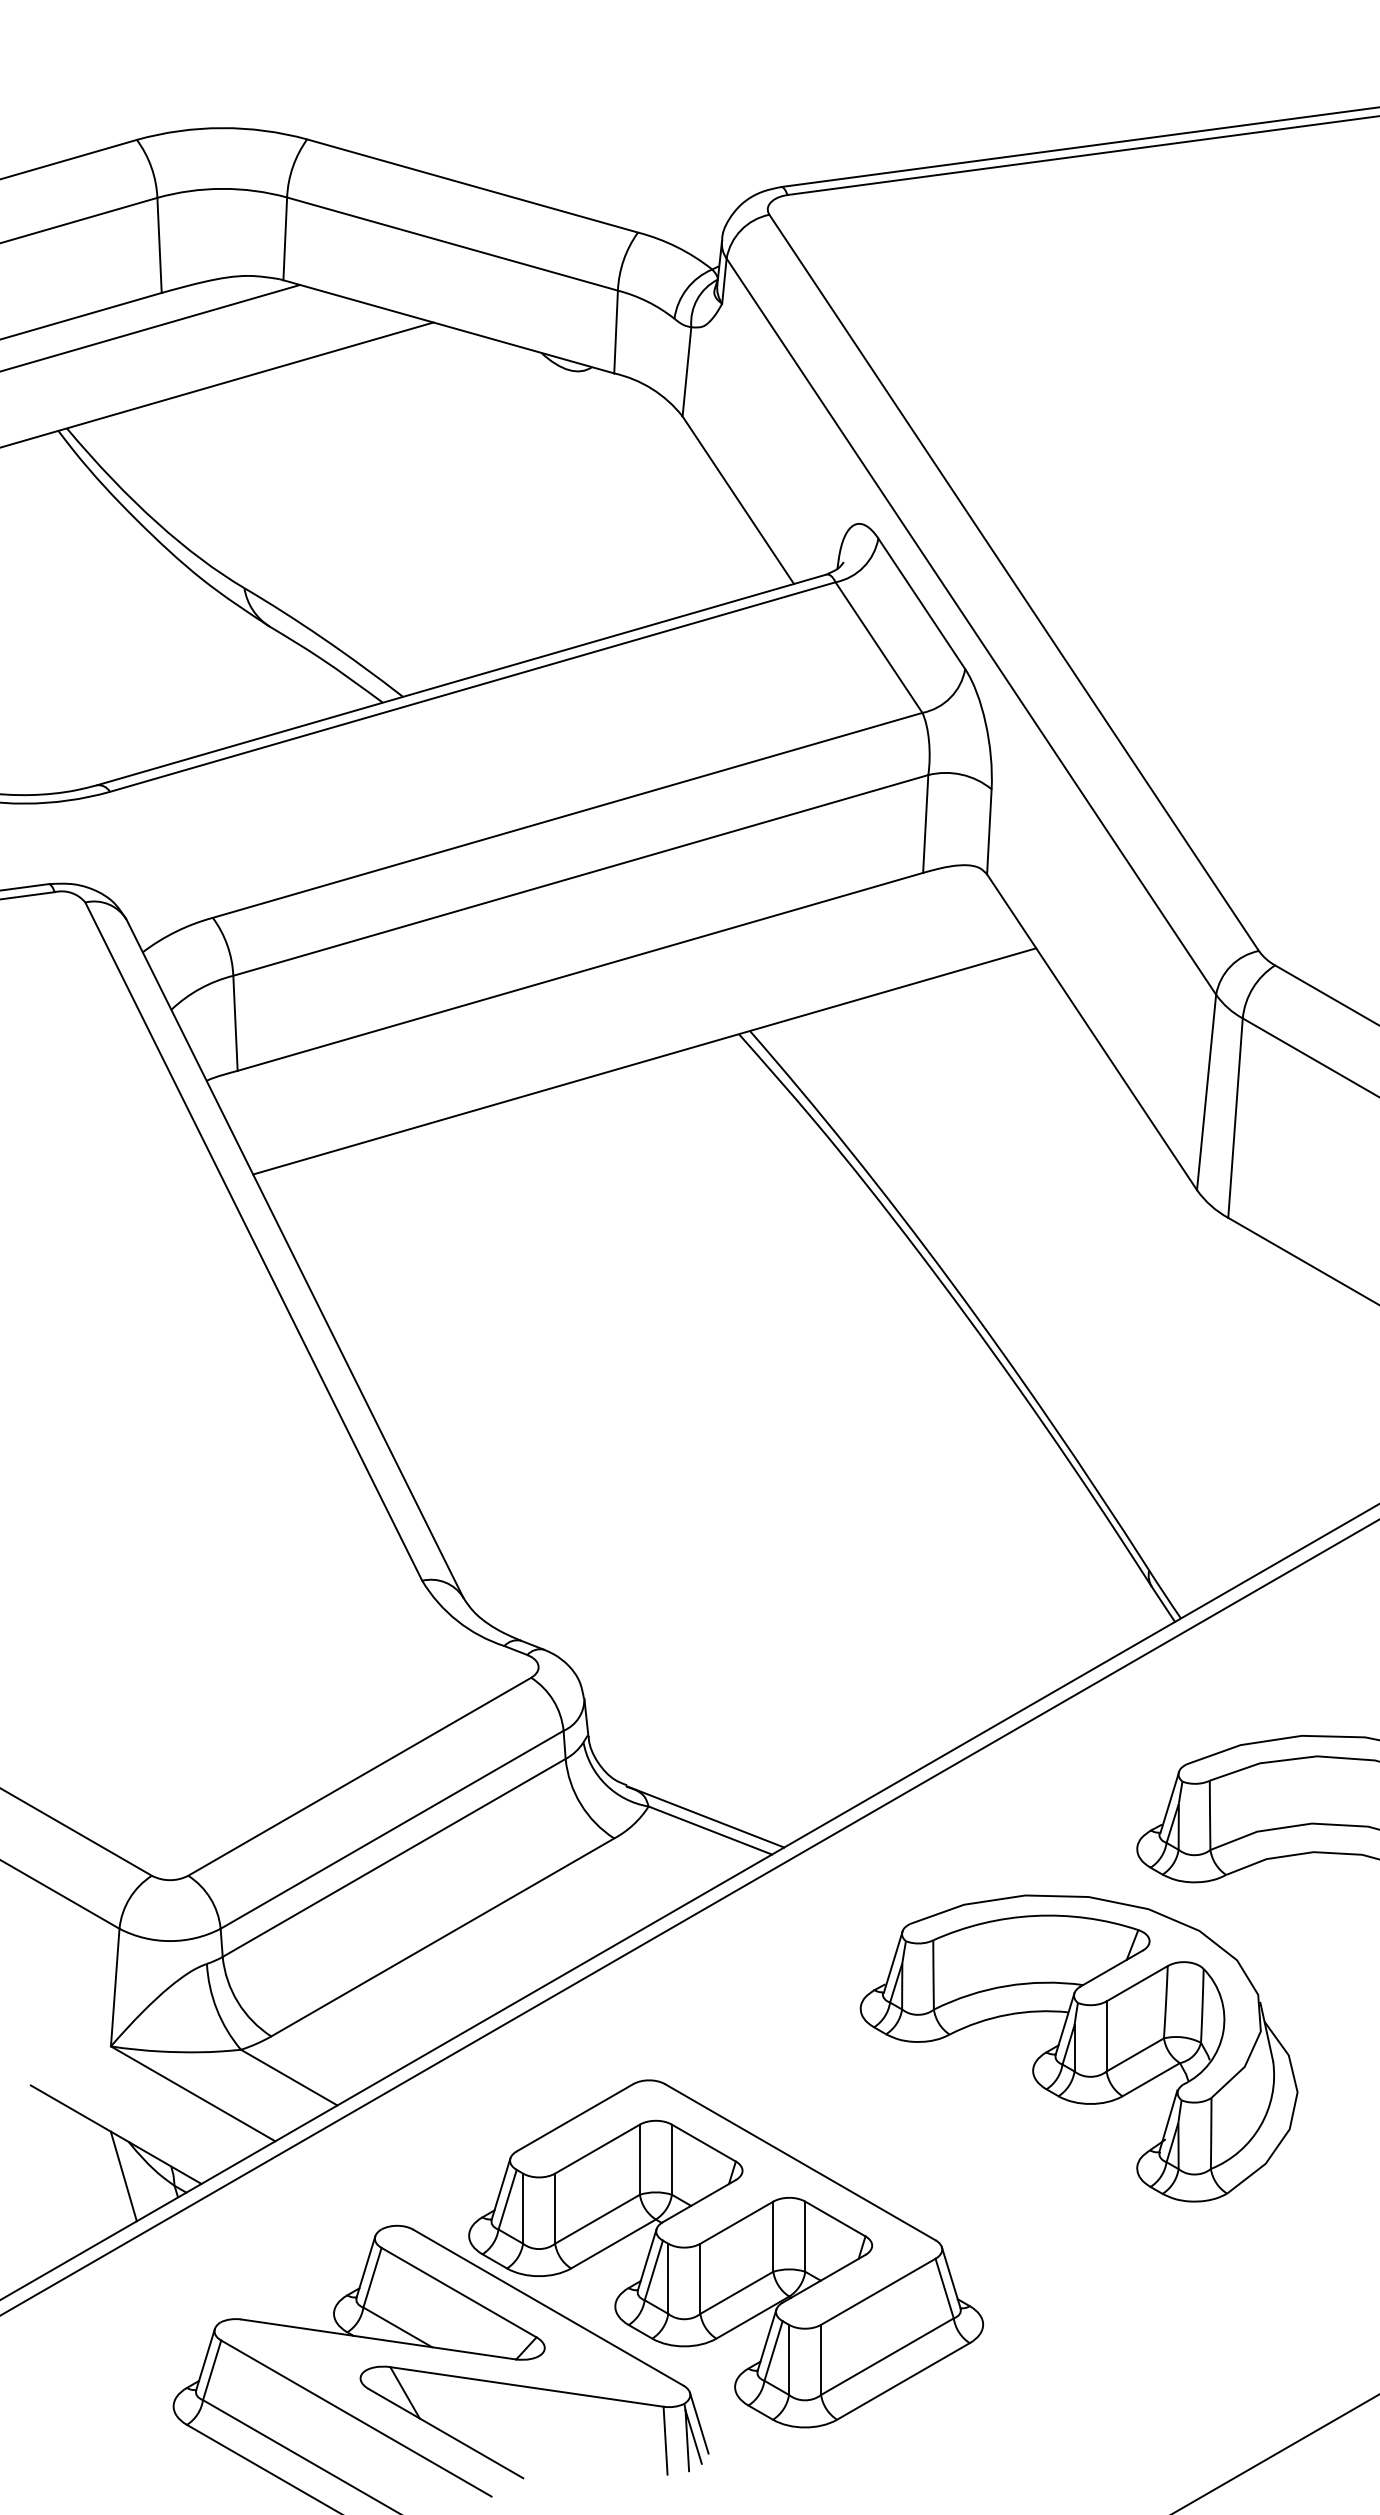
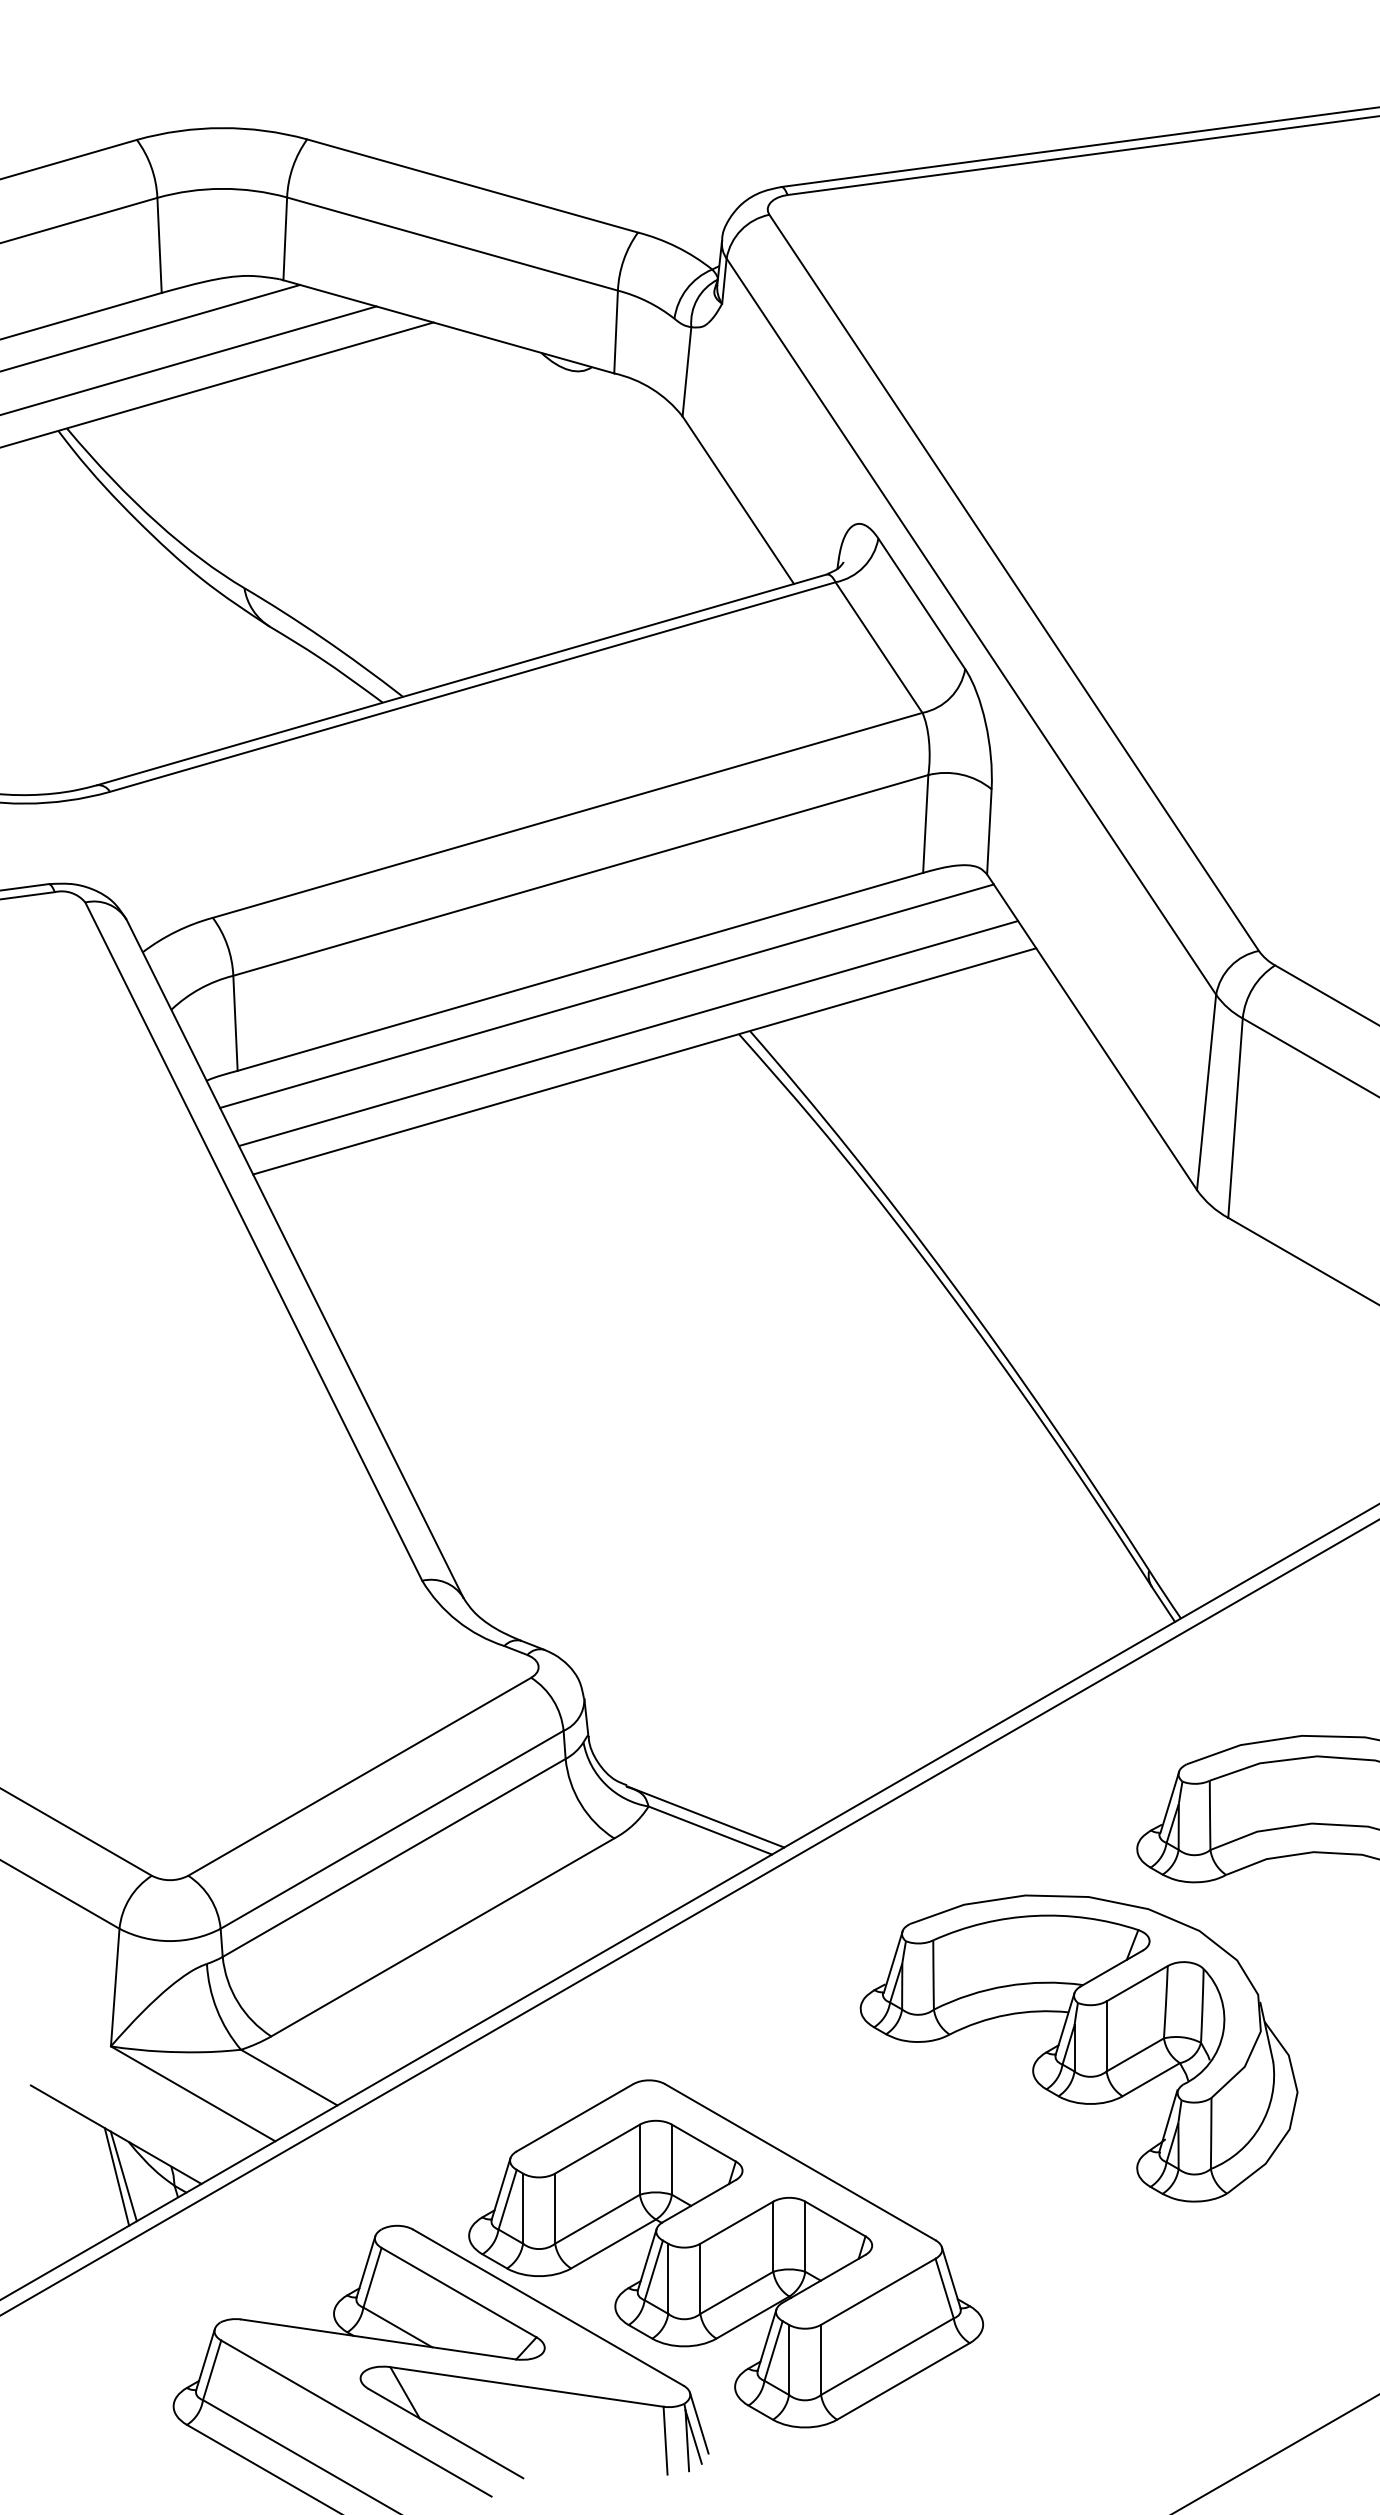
line: none -> present (189, 360)
line: none -> present (606, 995)
line: none -> present (628, 1033)
line: none -> present (116, 2176)
